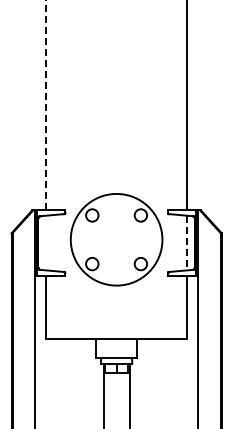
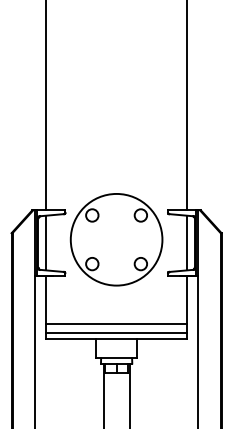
line: dashed -> solid (45, 105)
line: none -> present (45, 242)
line: dashed -> solid (187, 243)
line: none -> present (116, 323)
line: none -> present (116, 332)
